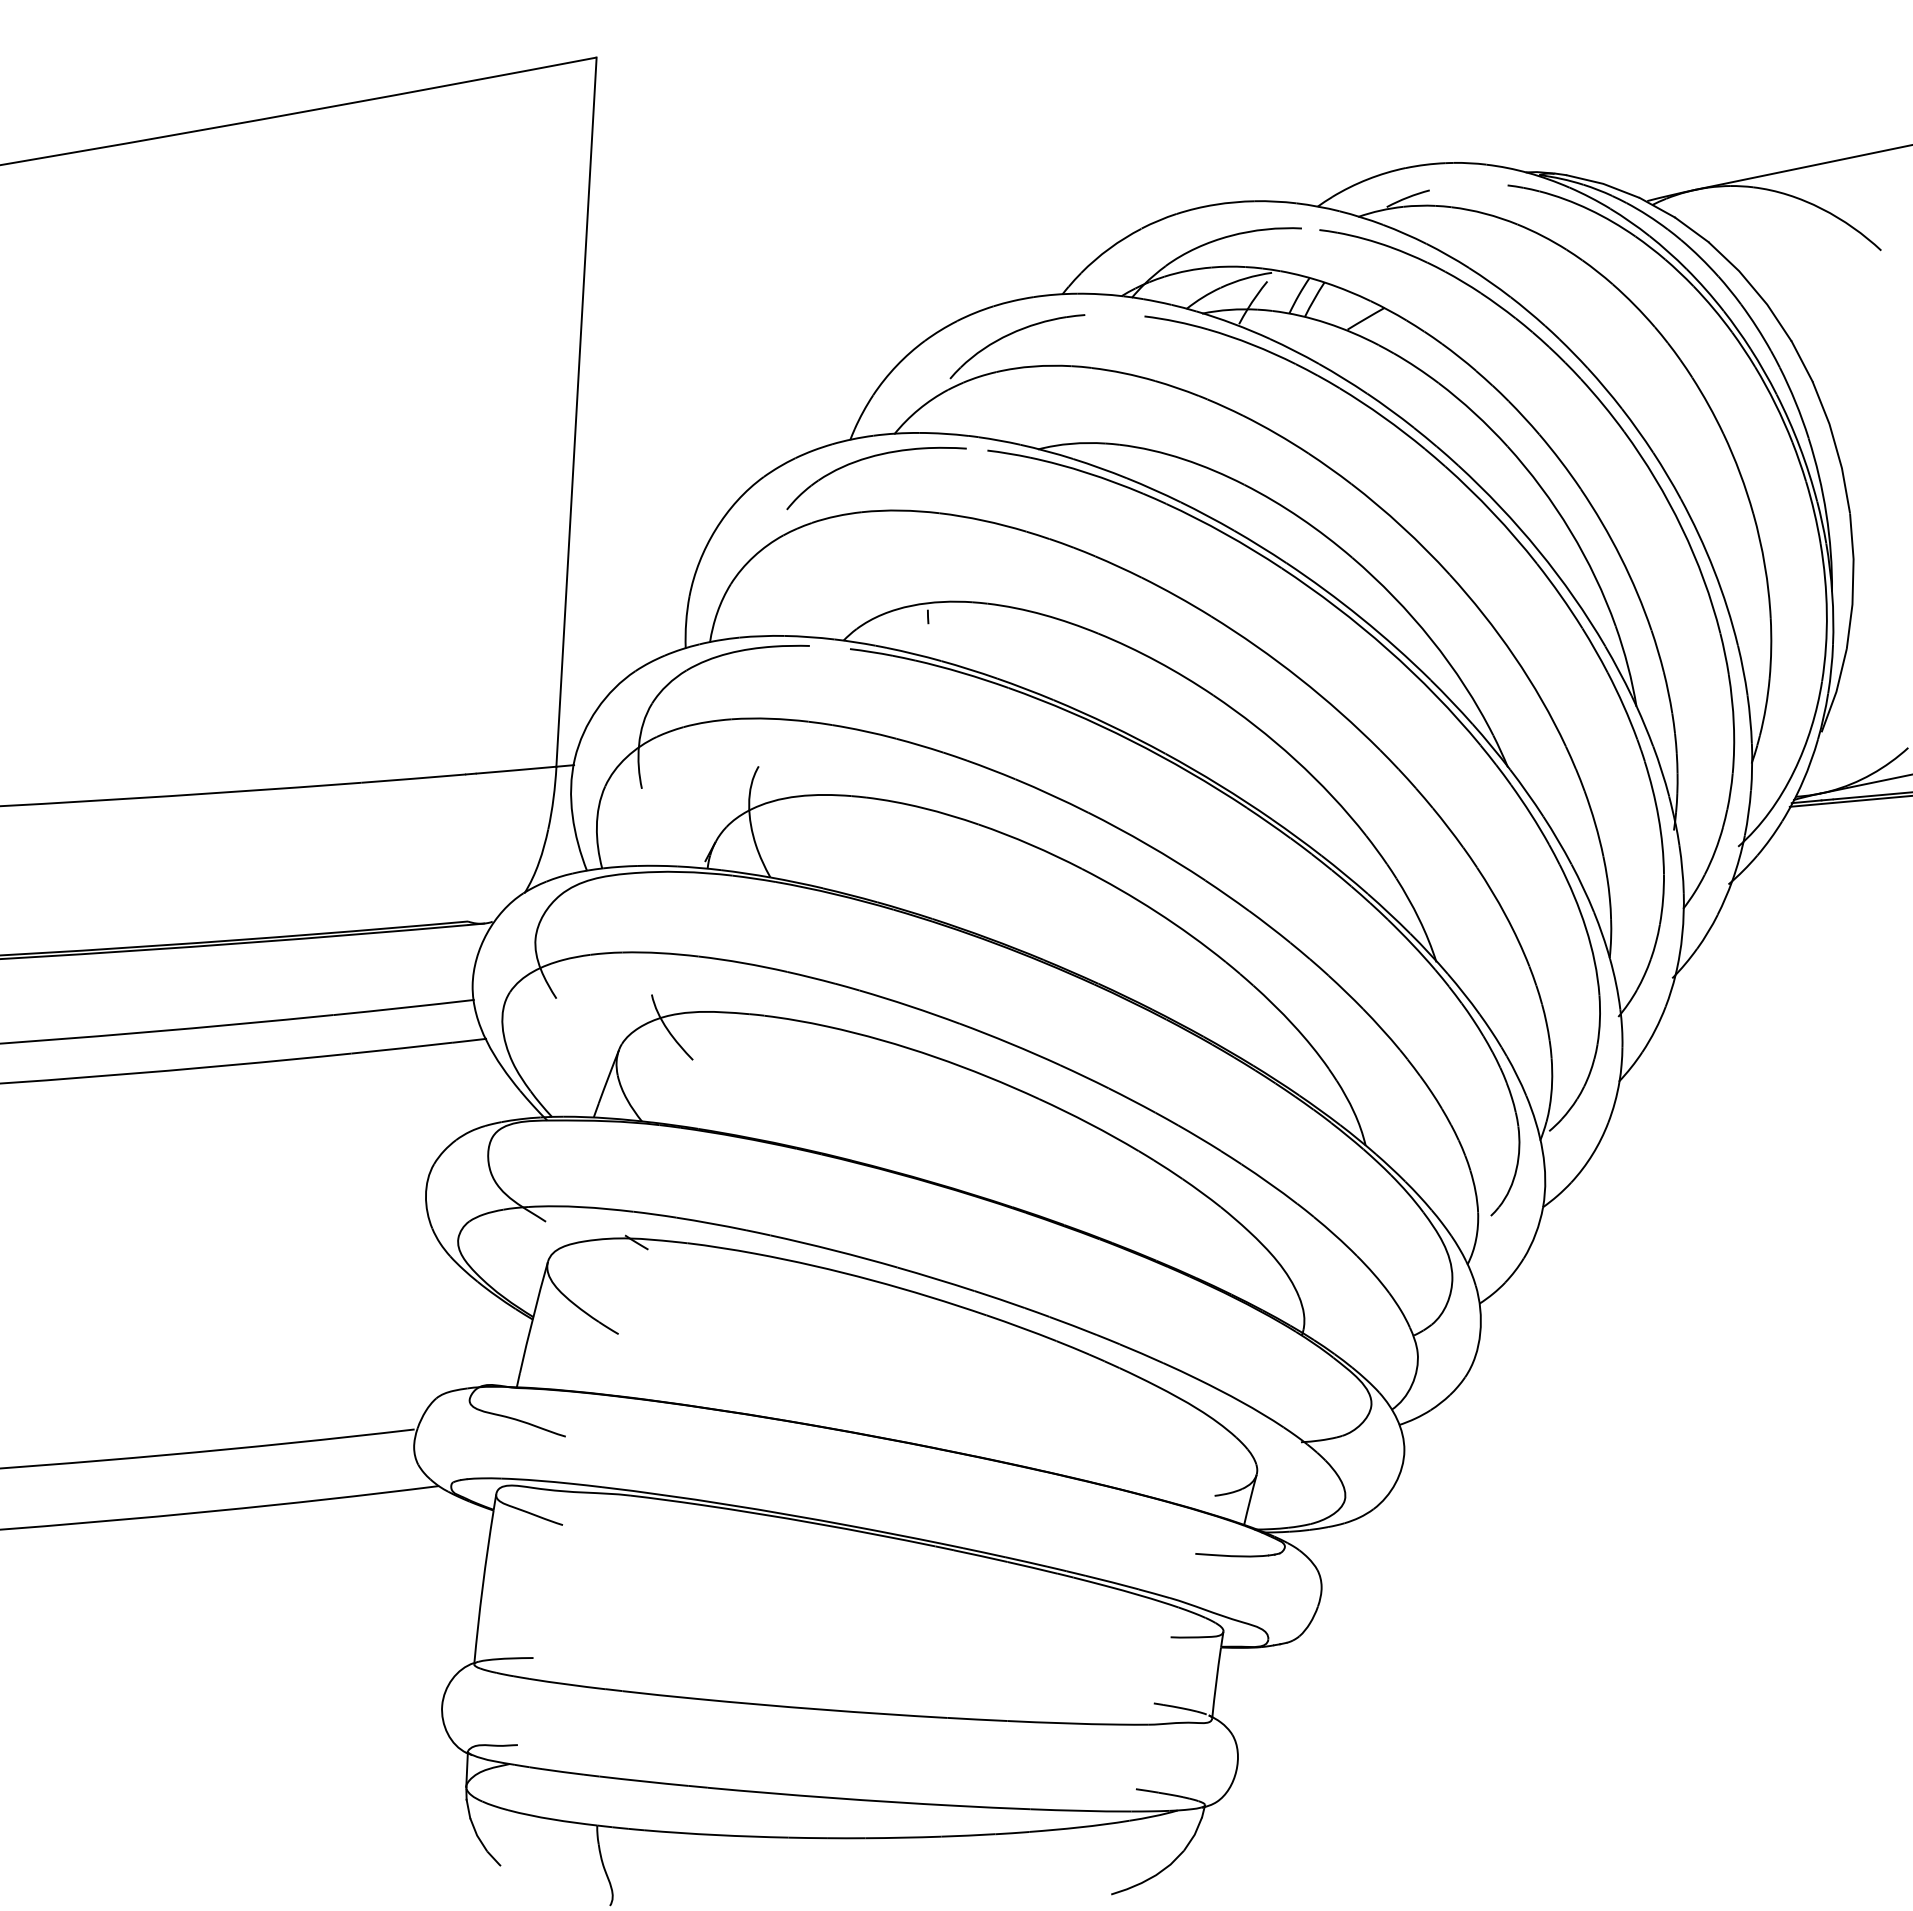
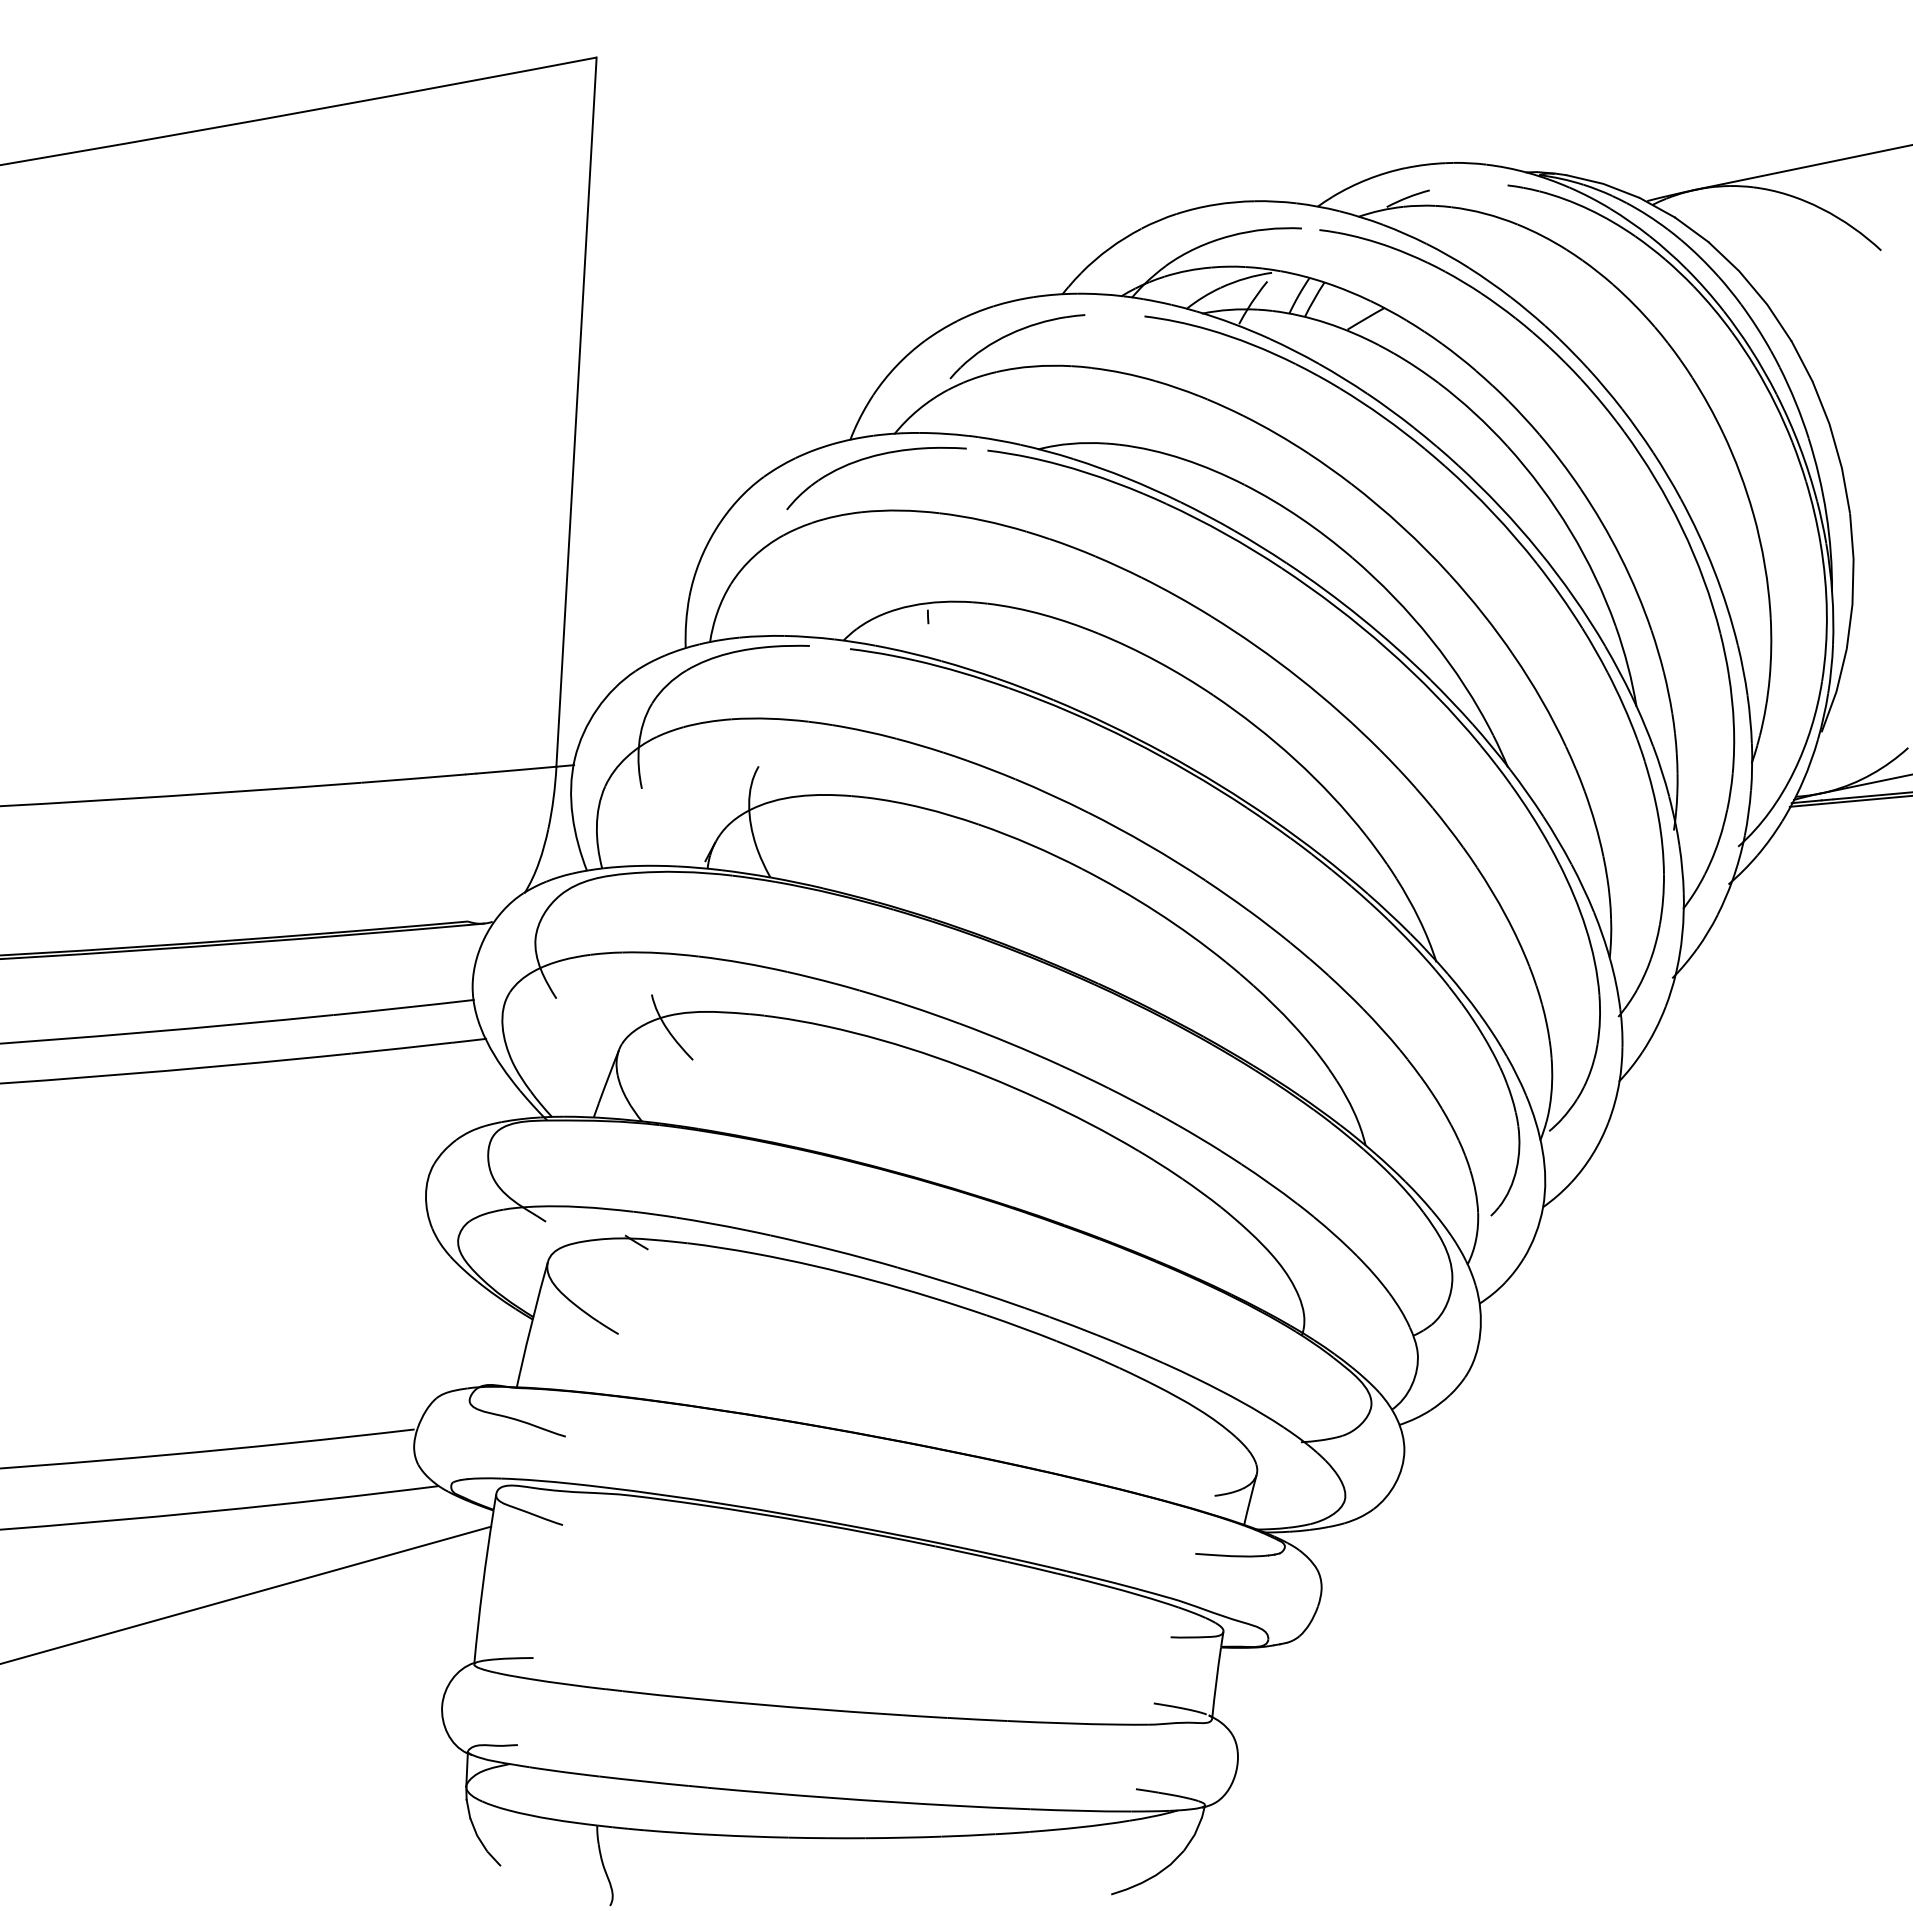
line: none -> present (246, 1594)
